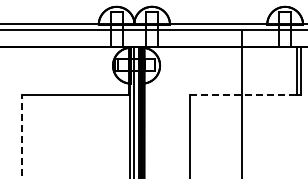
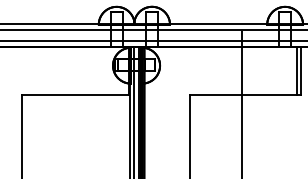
line: none -> present (153, 40)
line: dashed -> solid (244, 95)
line: dashed -> solid (21, 136)
